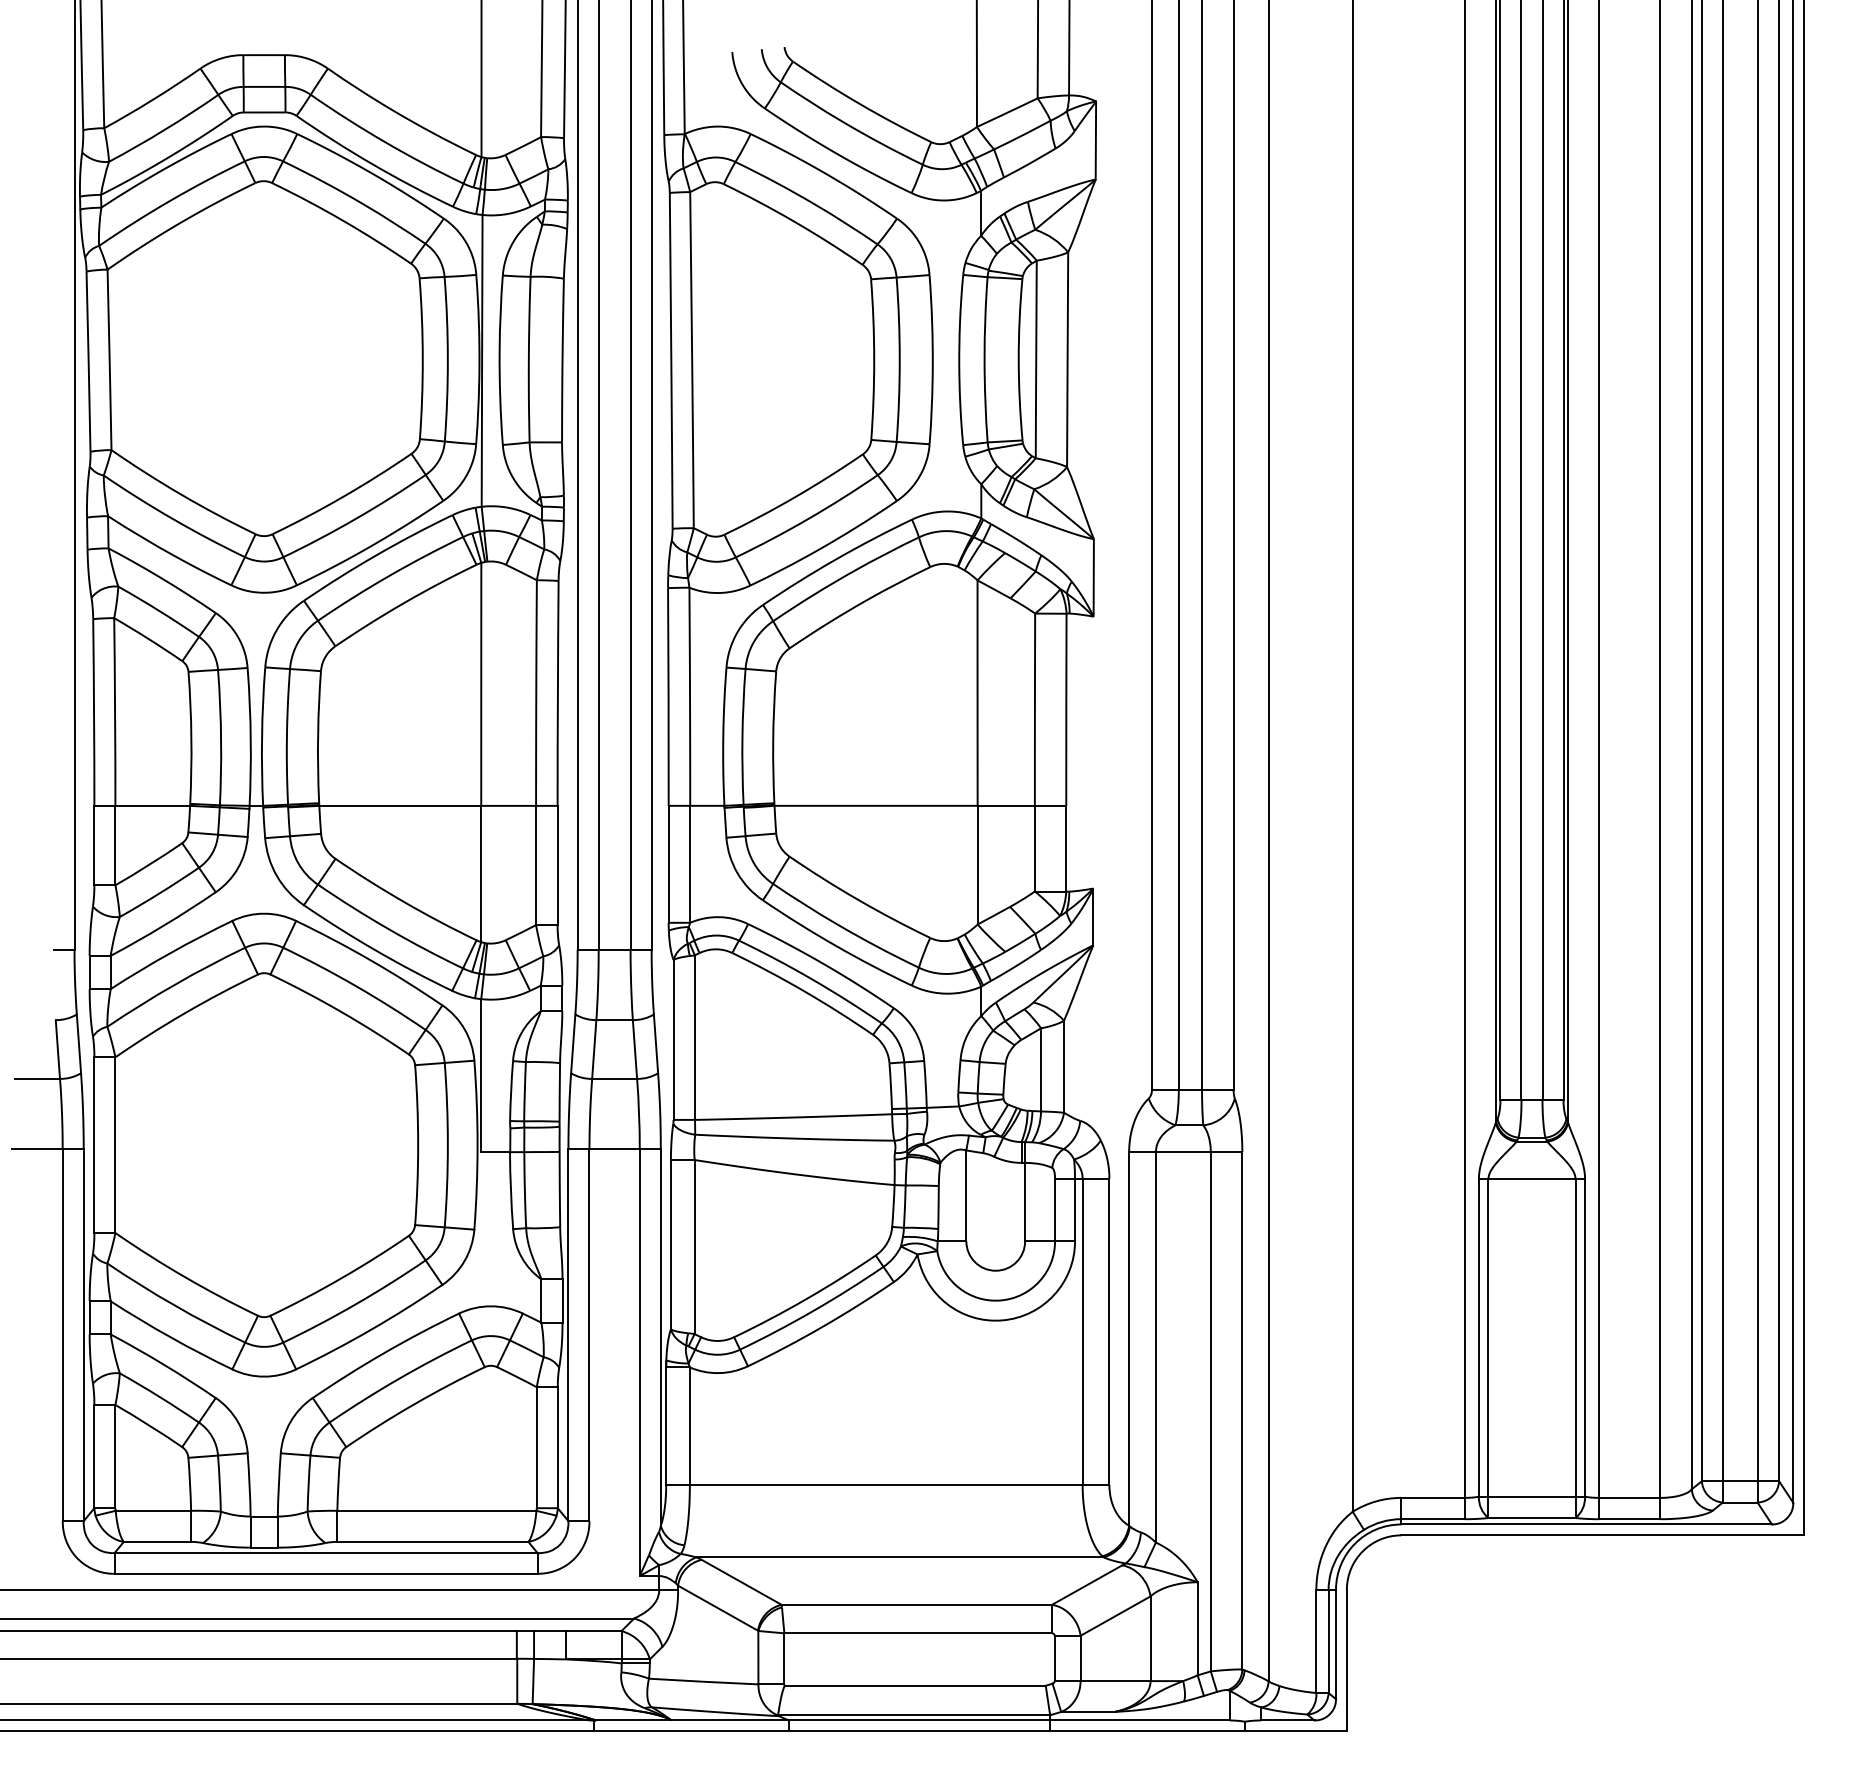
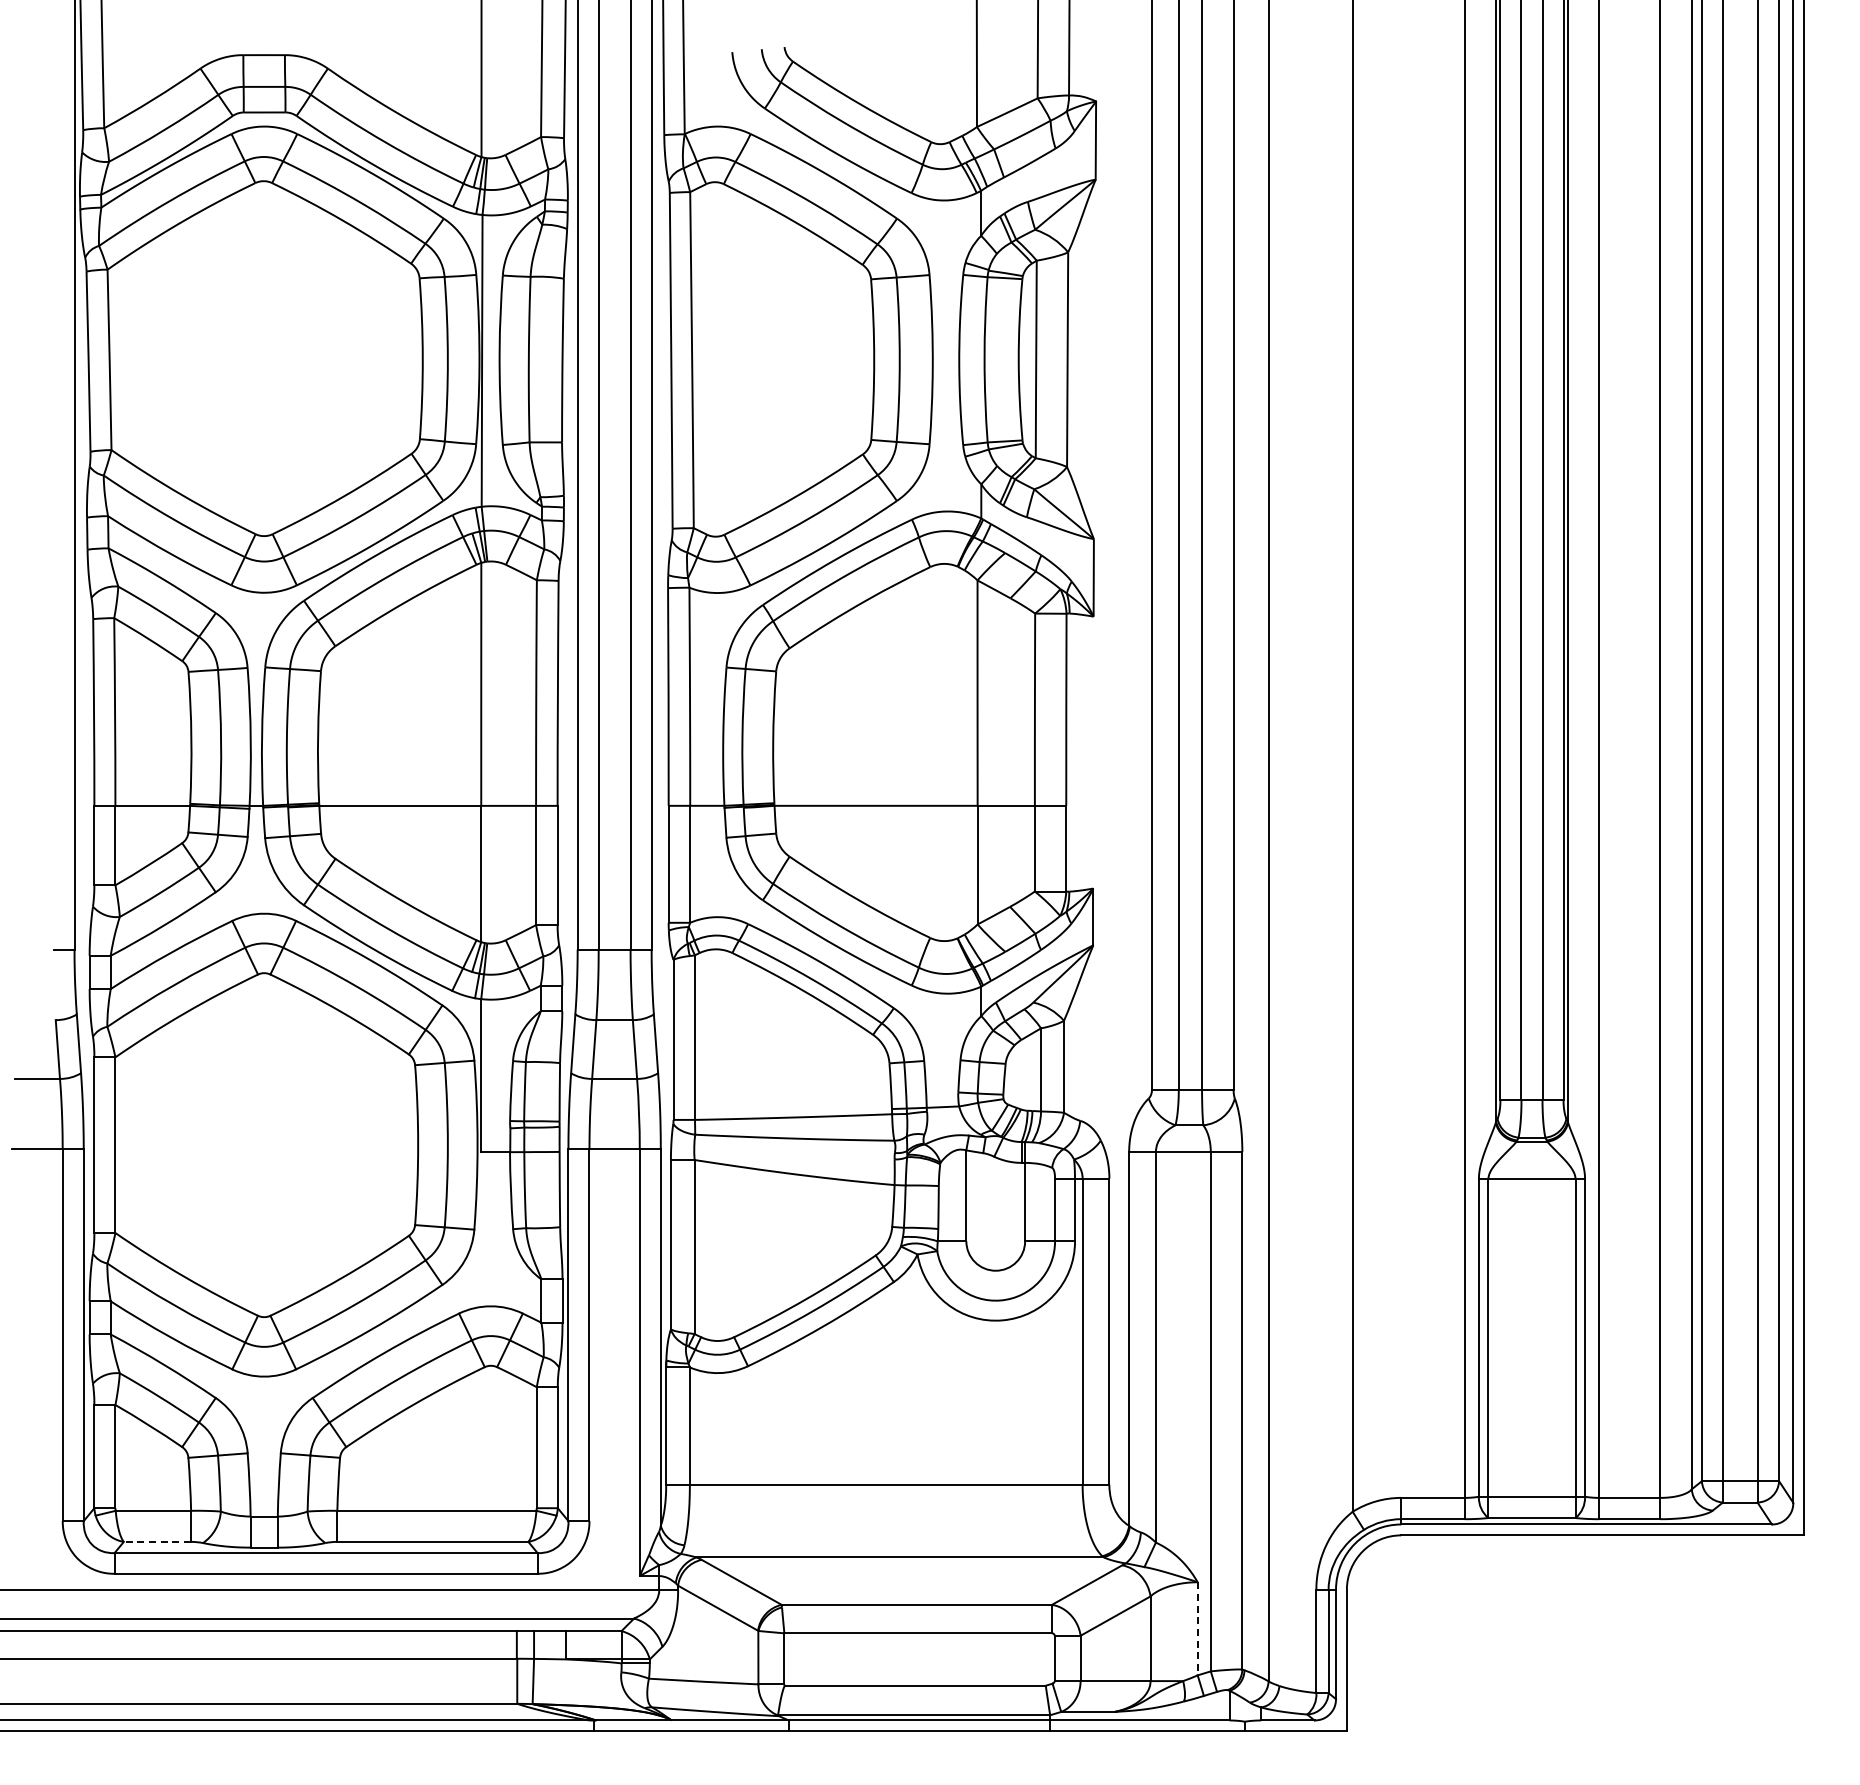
line: solid -> dashed (157, 1541)
line: solid -> dashed (1197, 1628)
